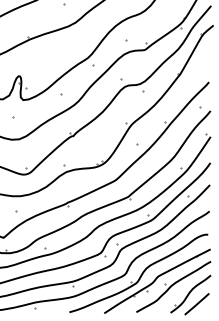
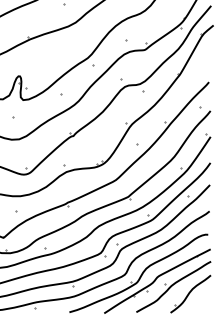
line: present -> none (196, 304)
